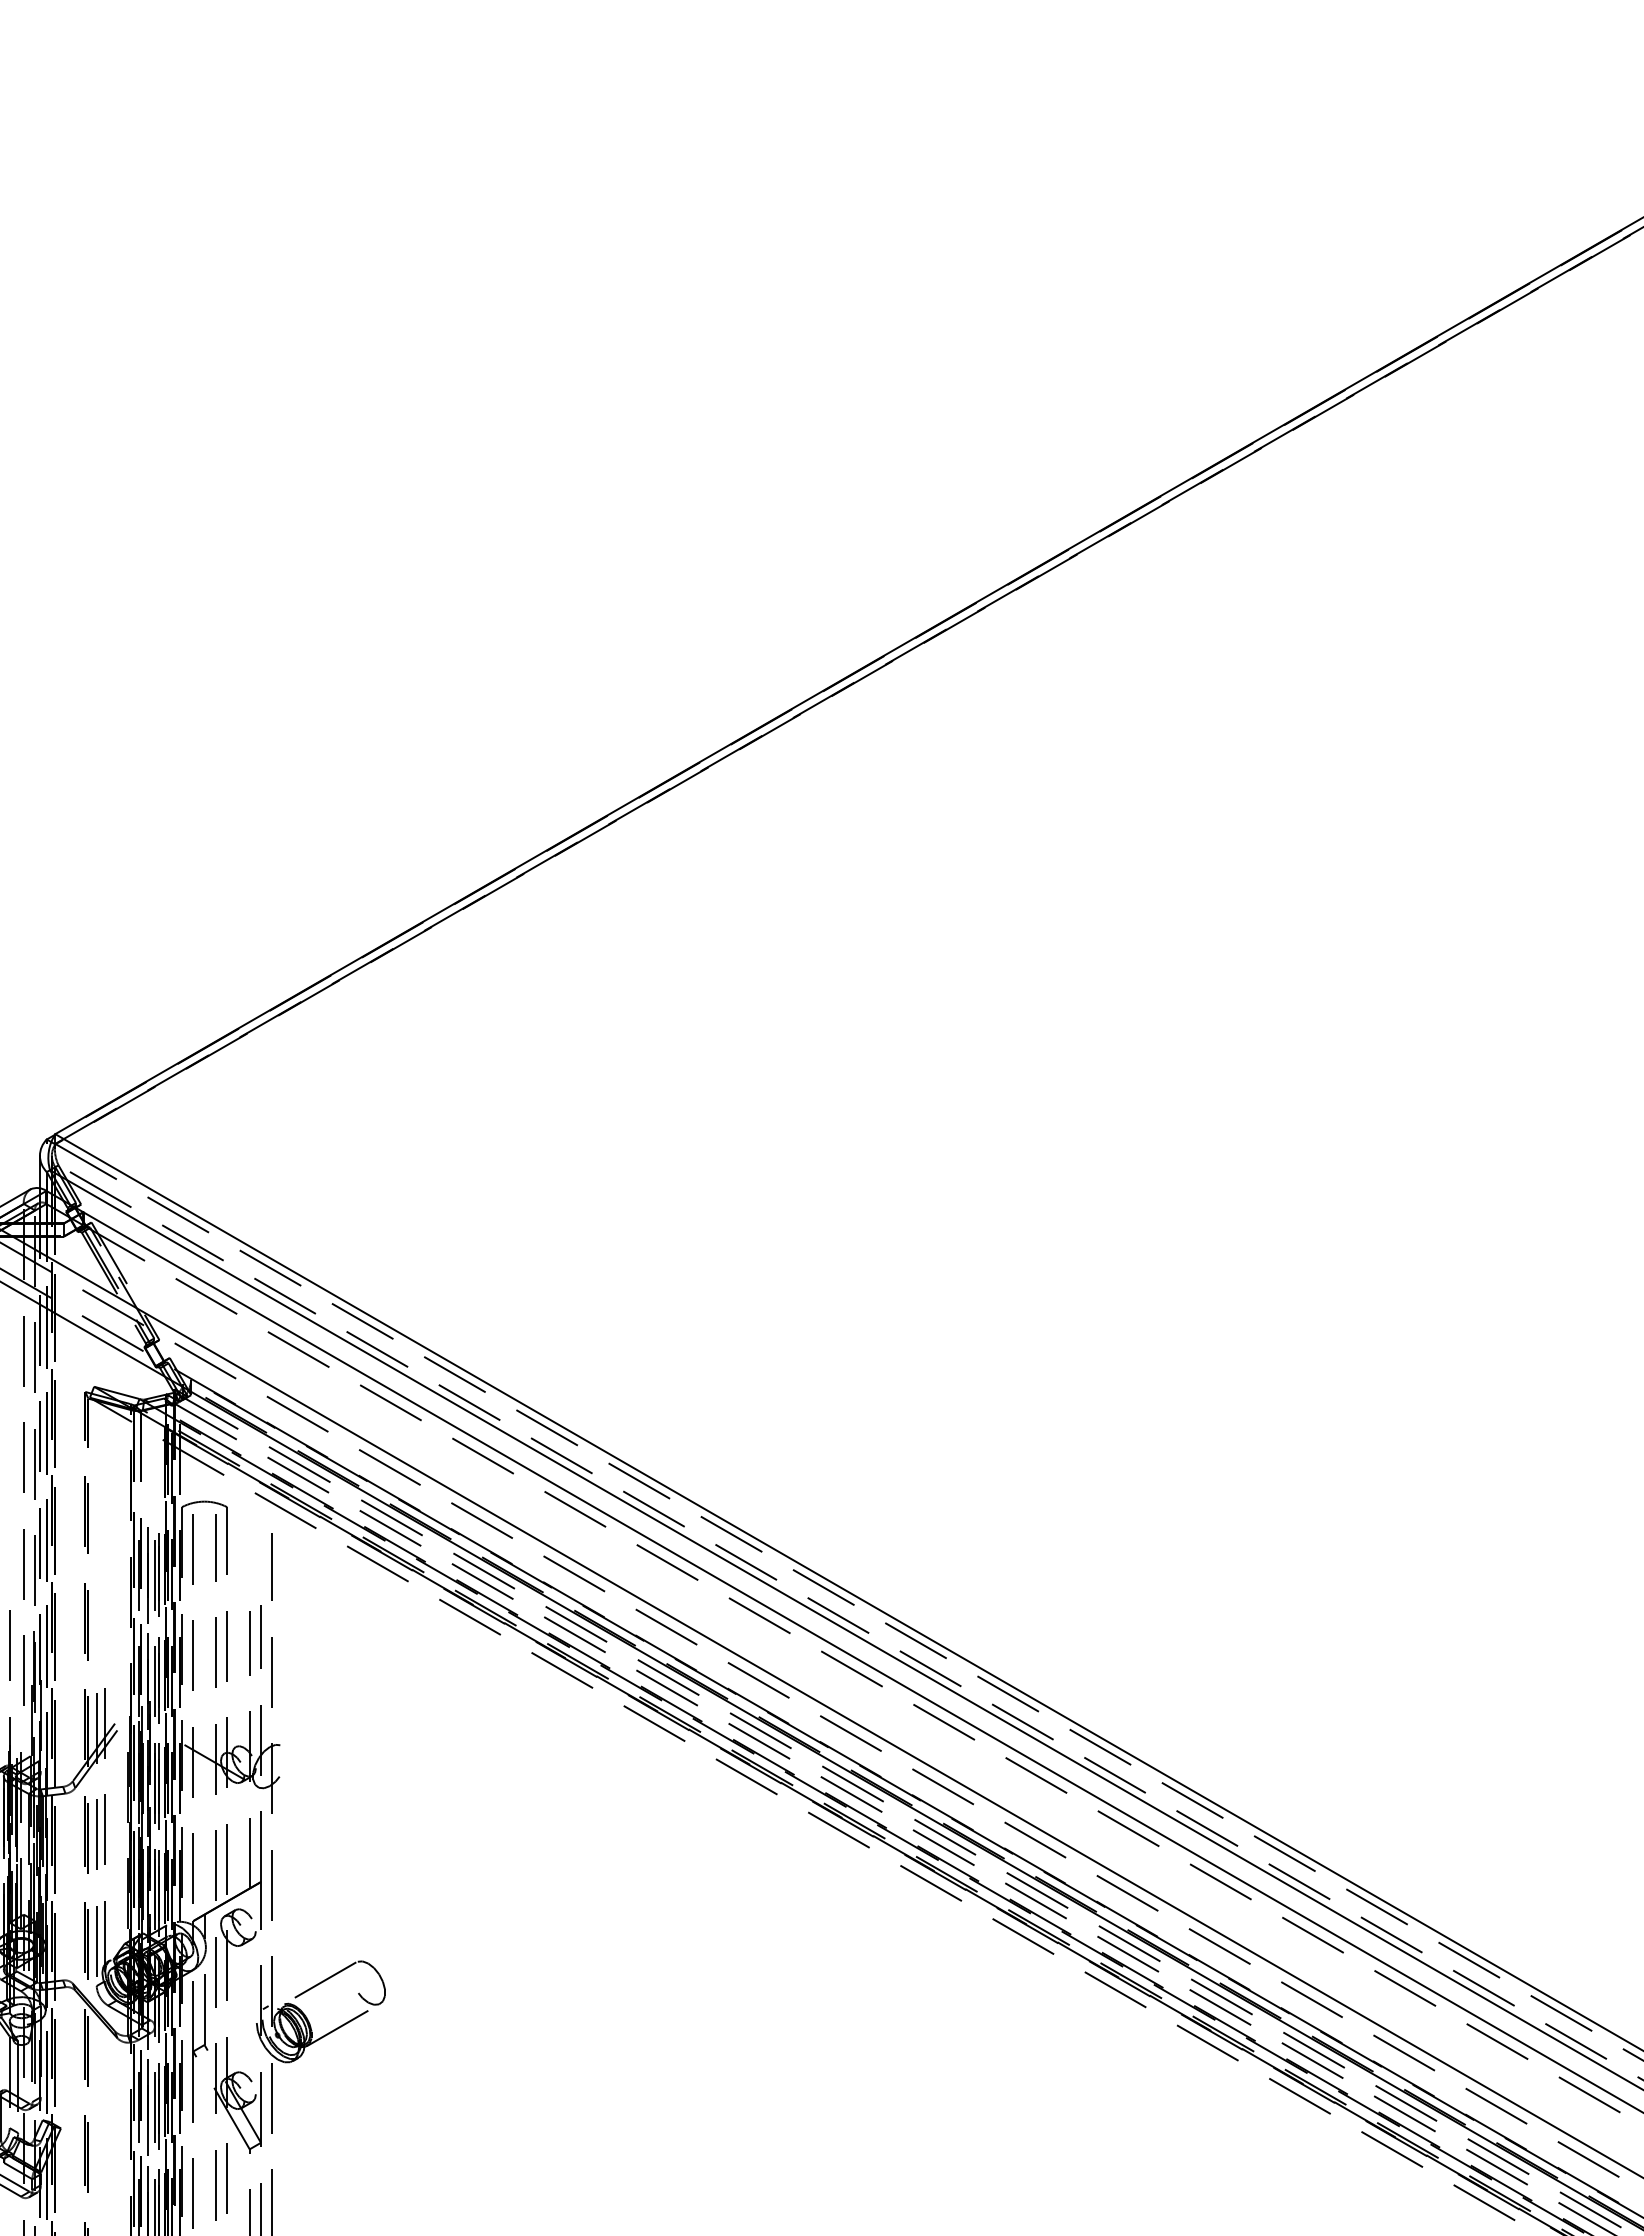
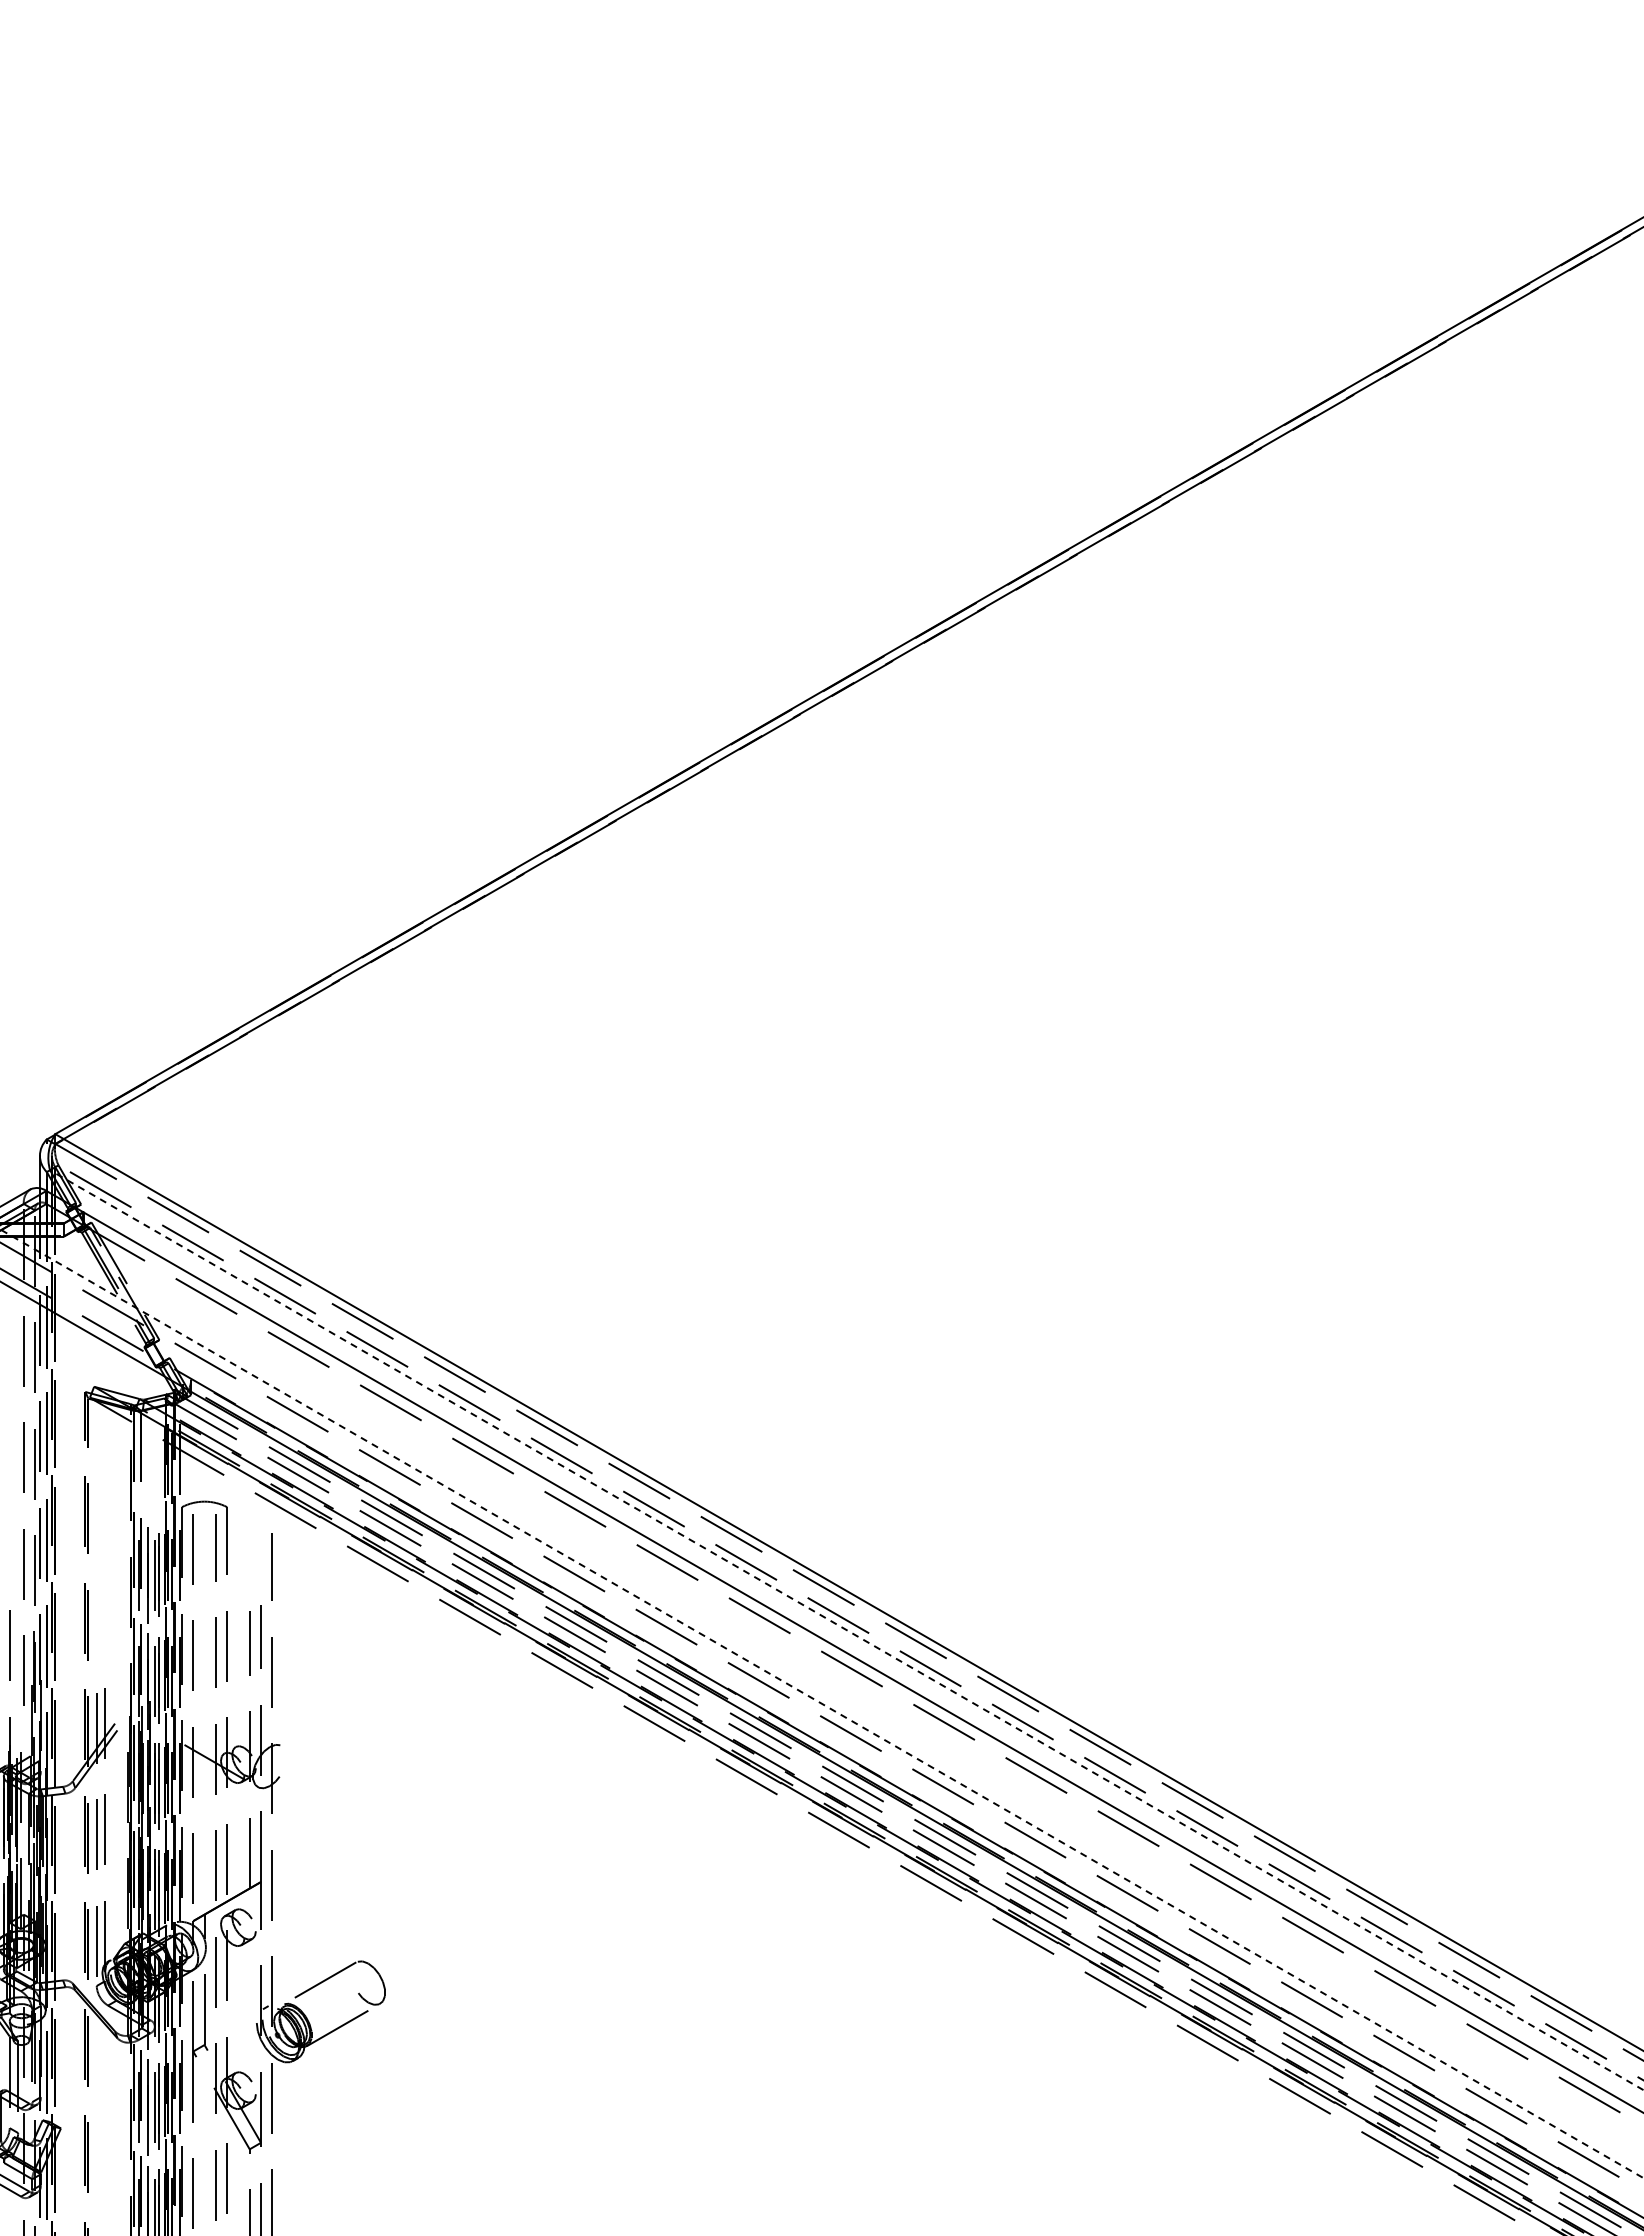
line: solid -> dashed (846, 1629)
line: solid -> dashed (822, 1704)
